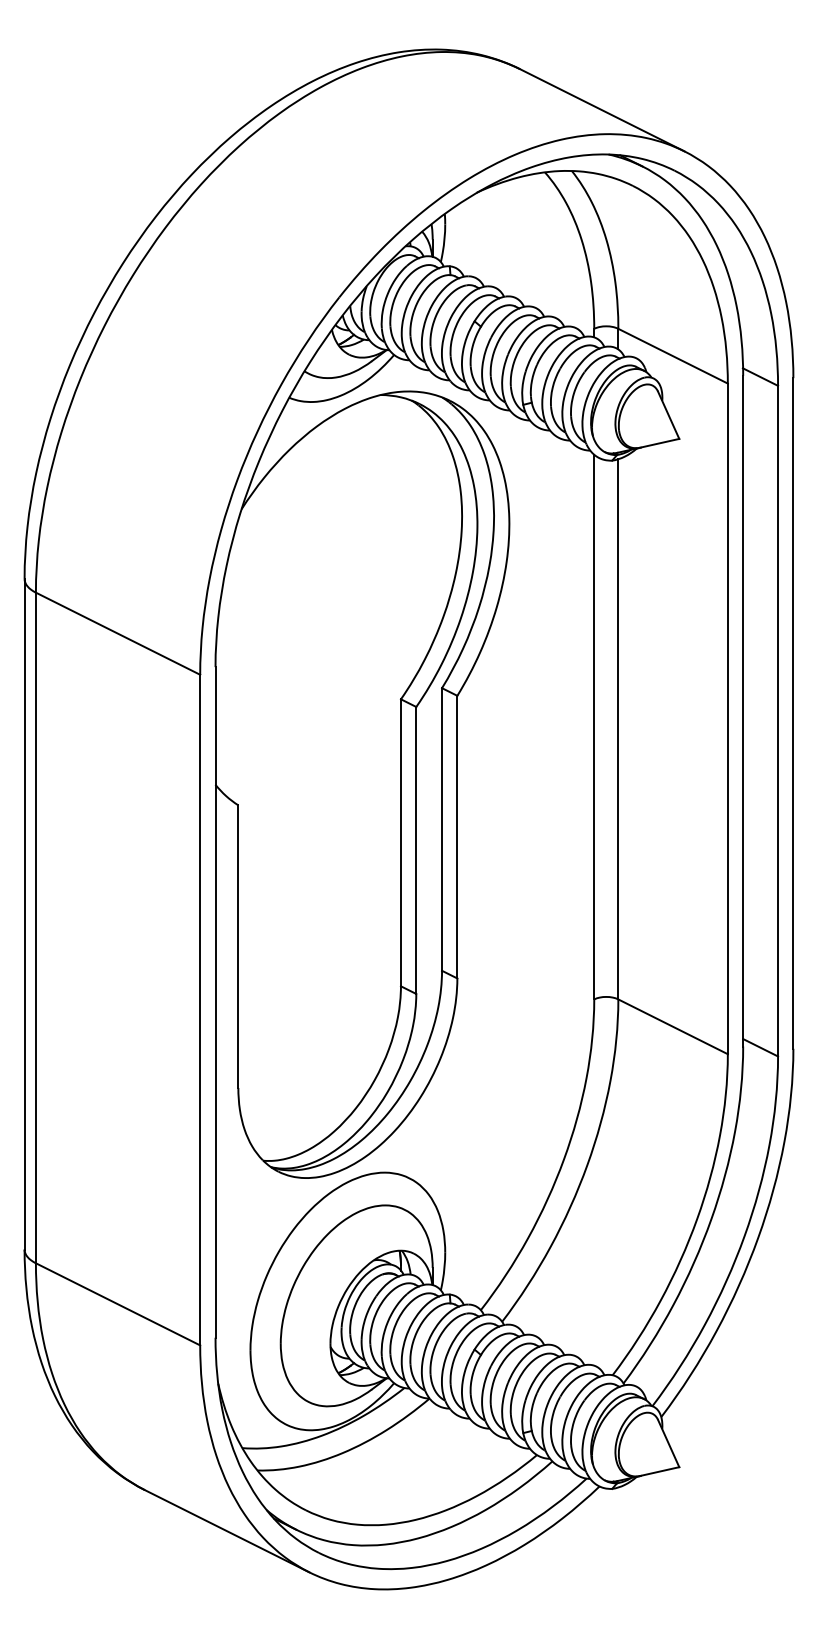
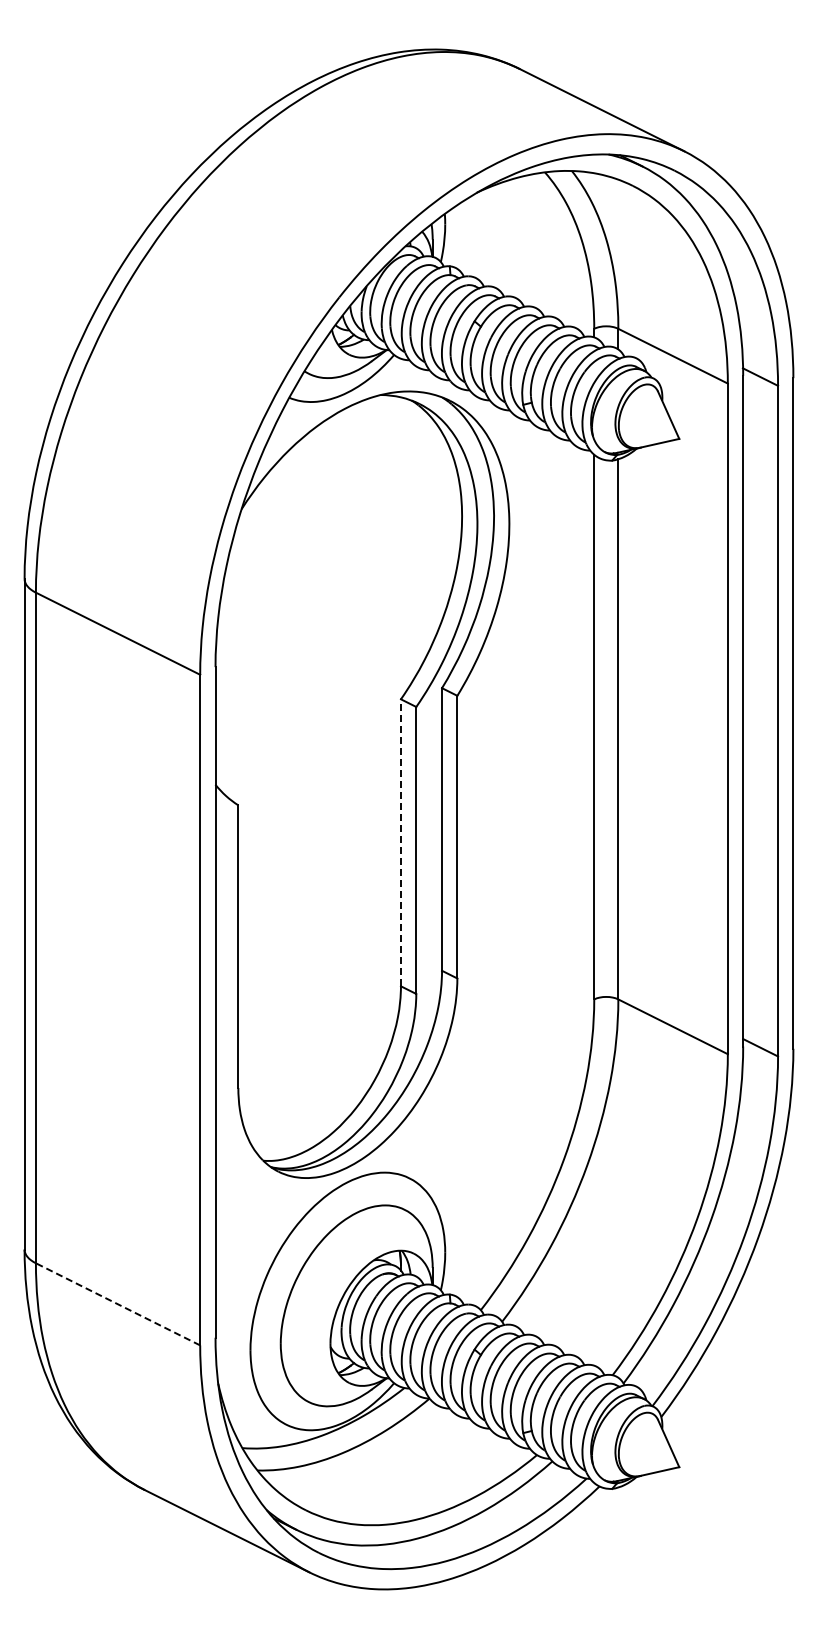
line: solid -> dashed (400, 842)
line: solid -> dashed (118, 1304)
